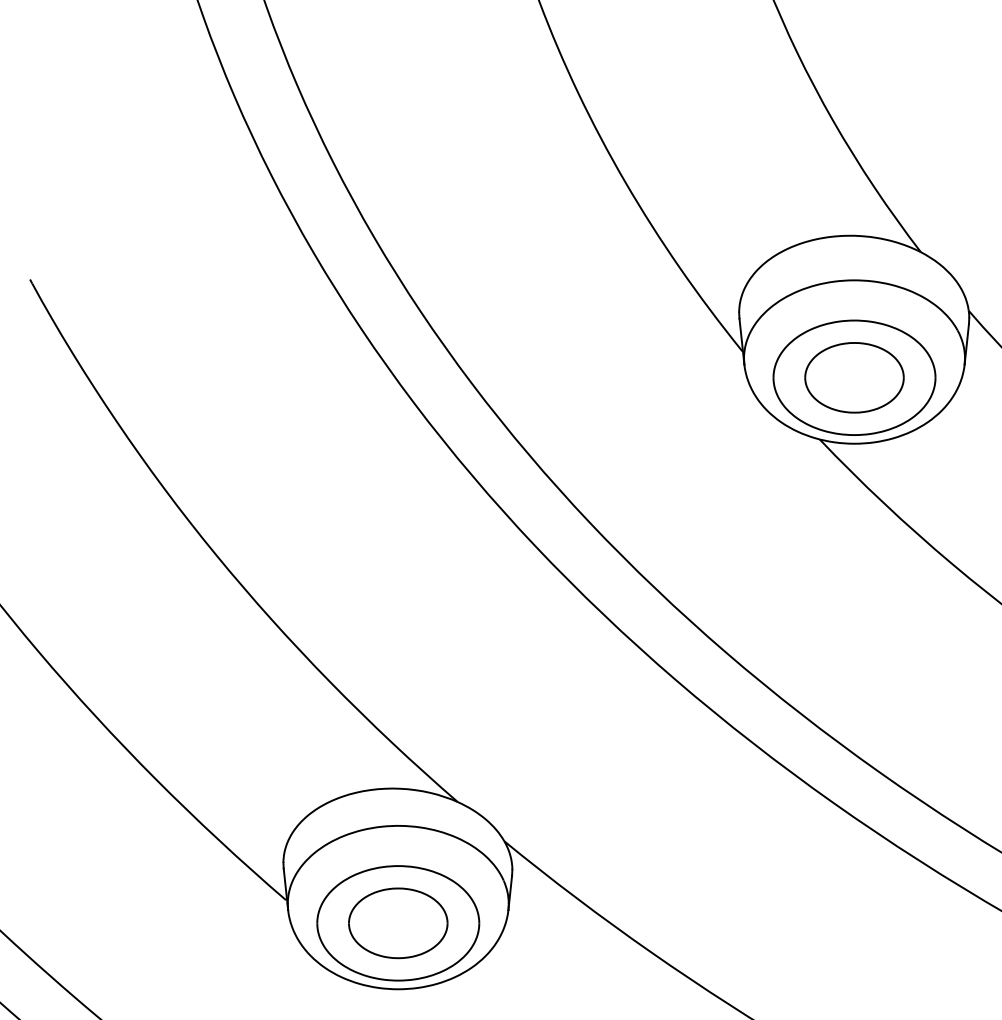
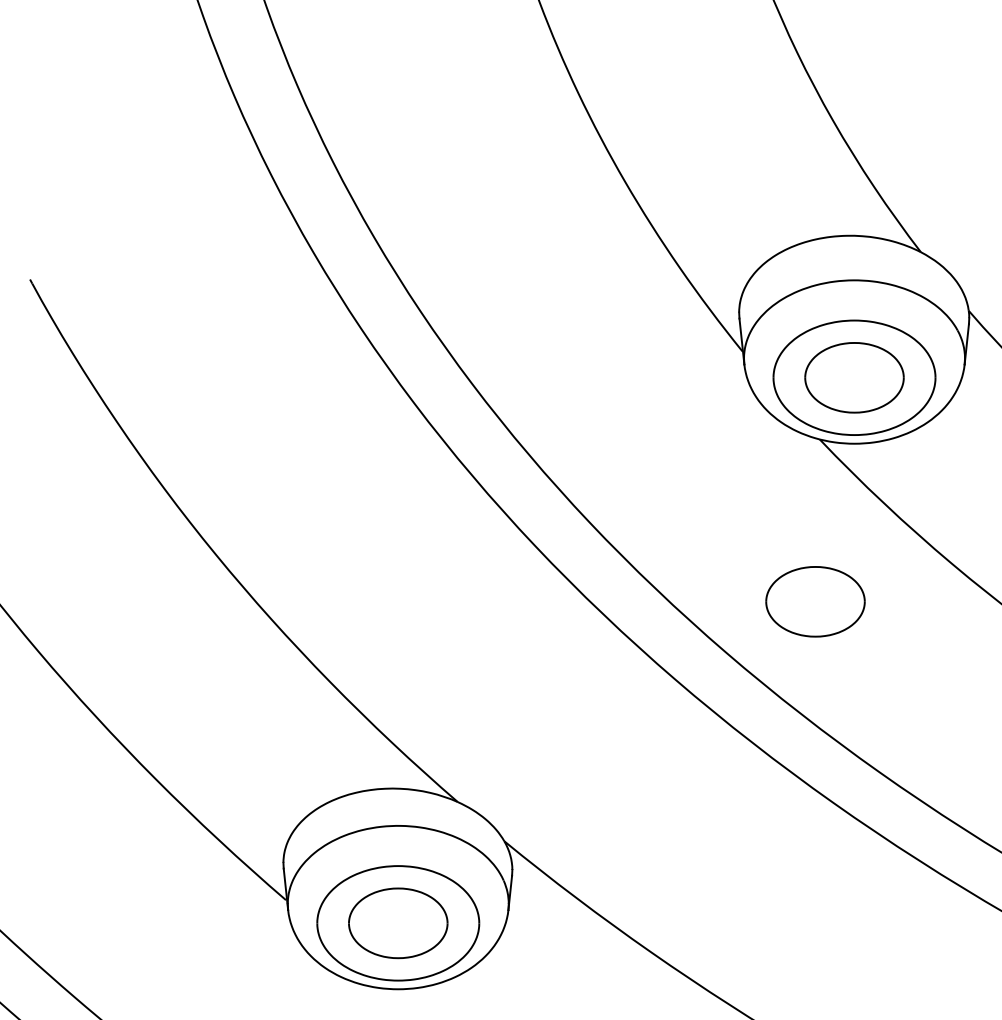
part: none -> present (815, 601)
